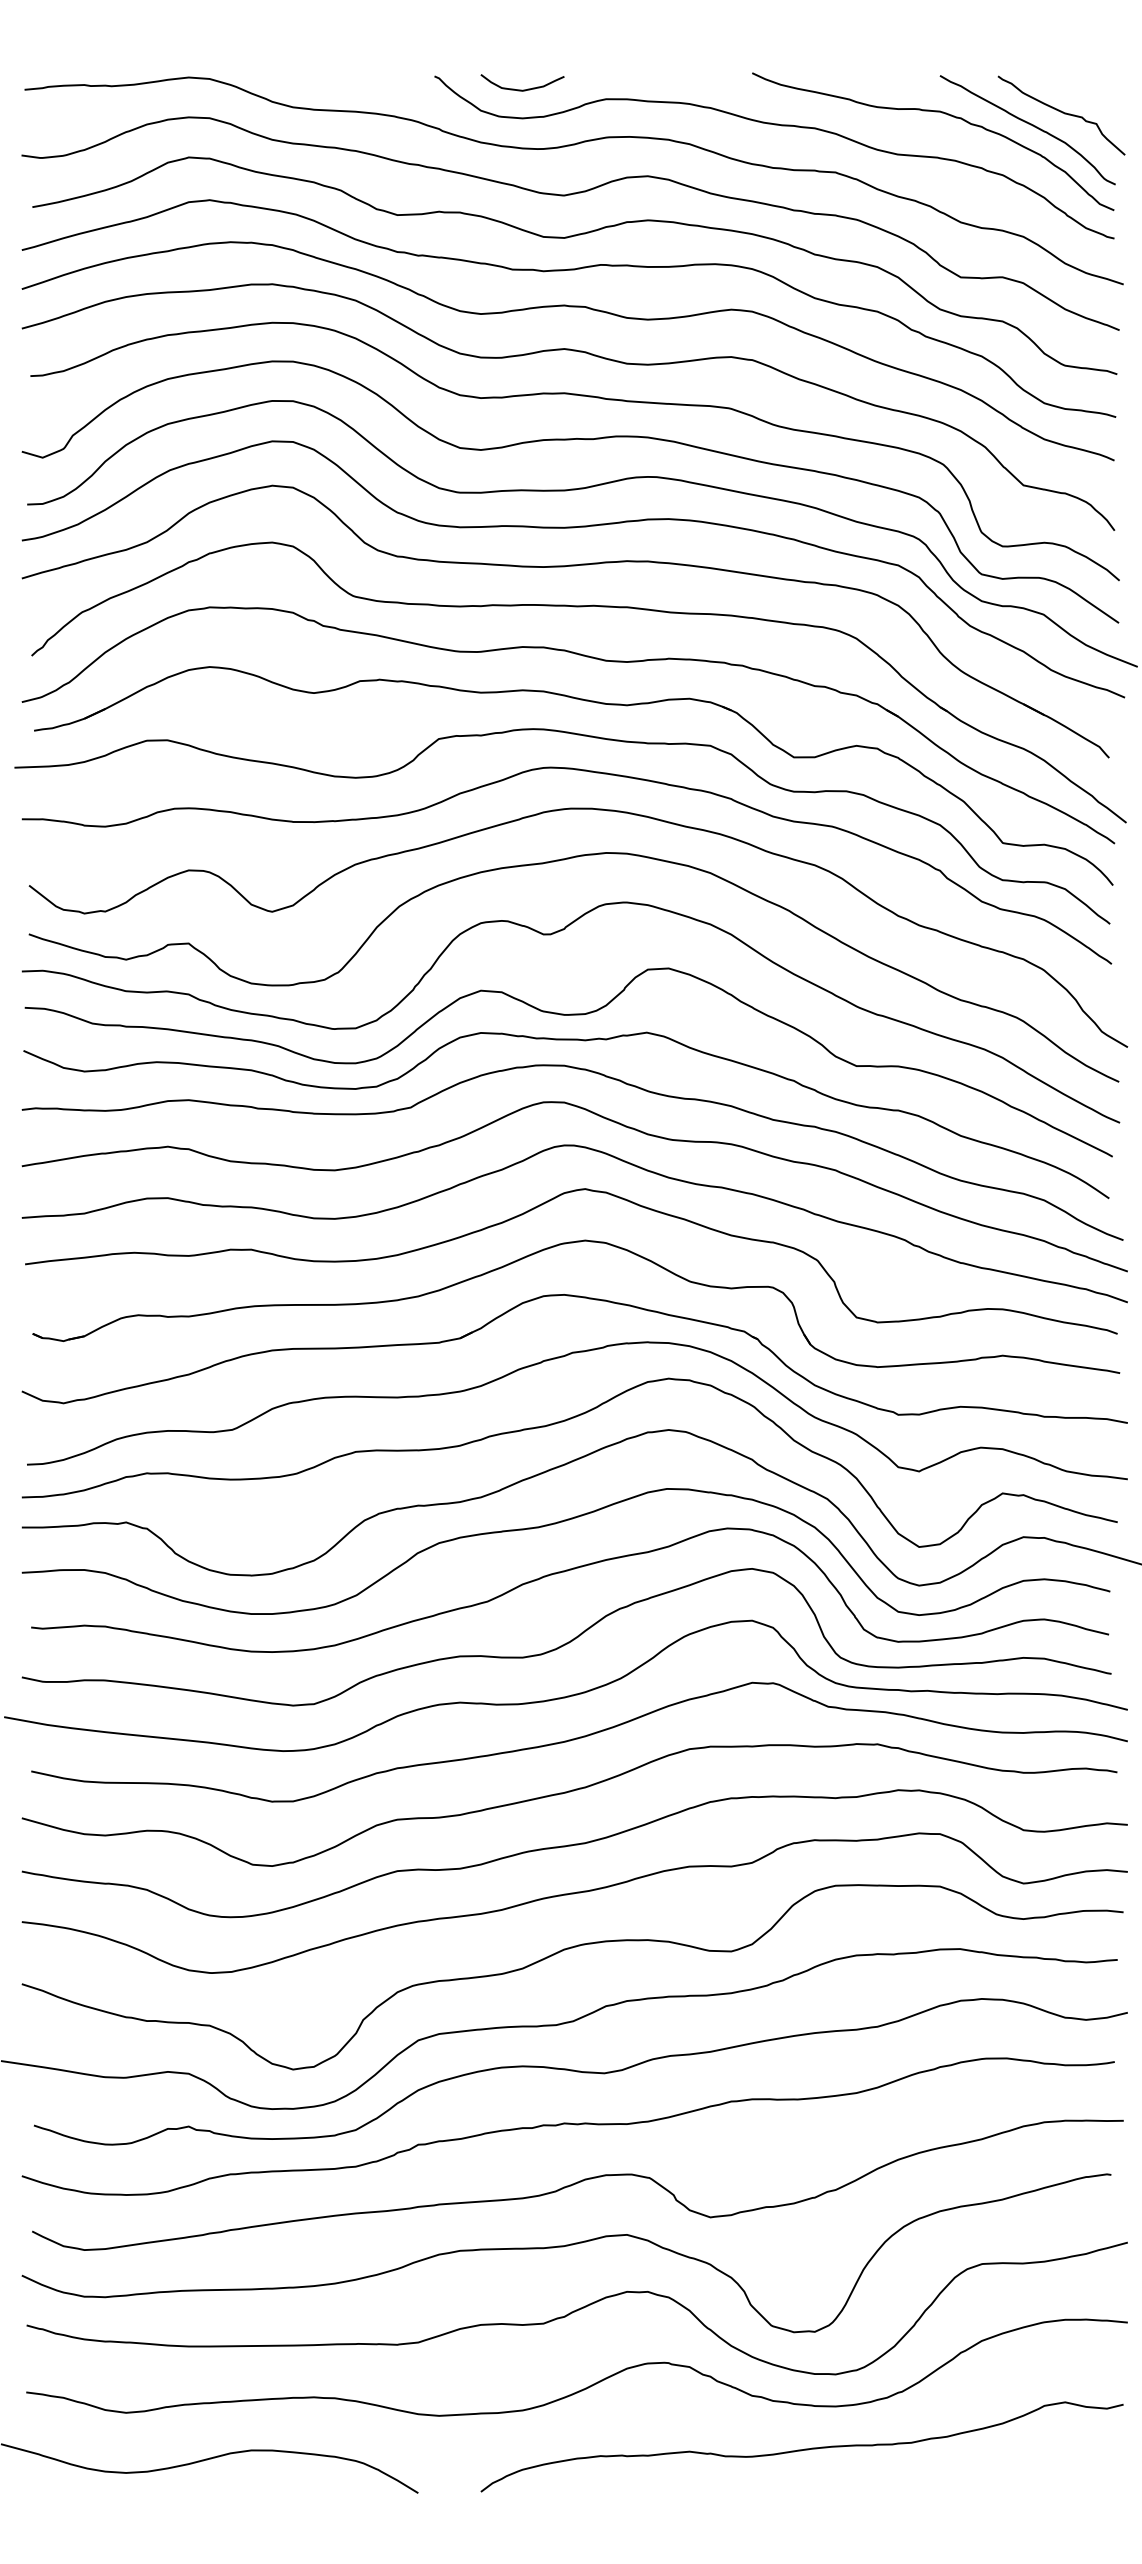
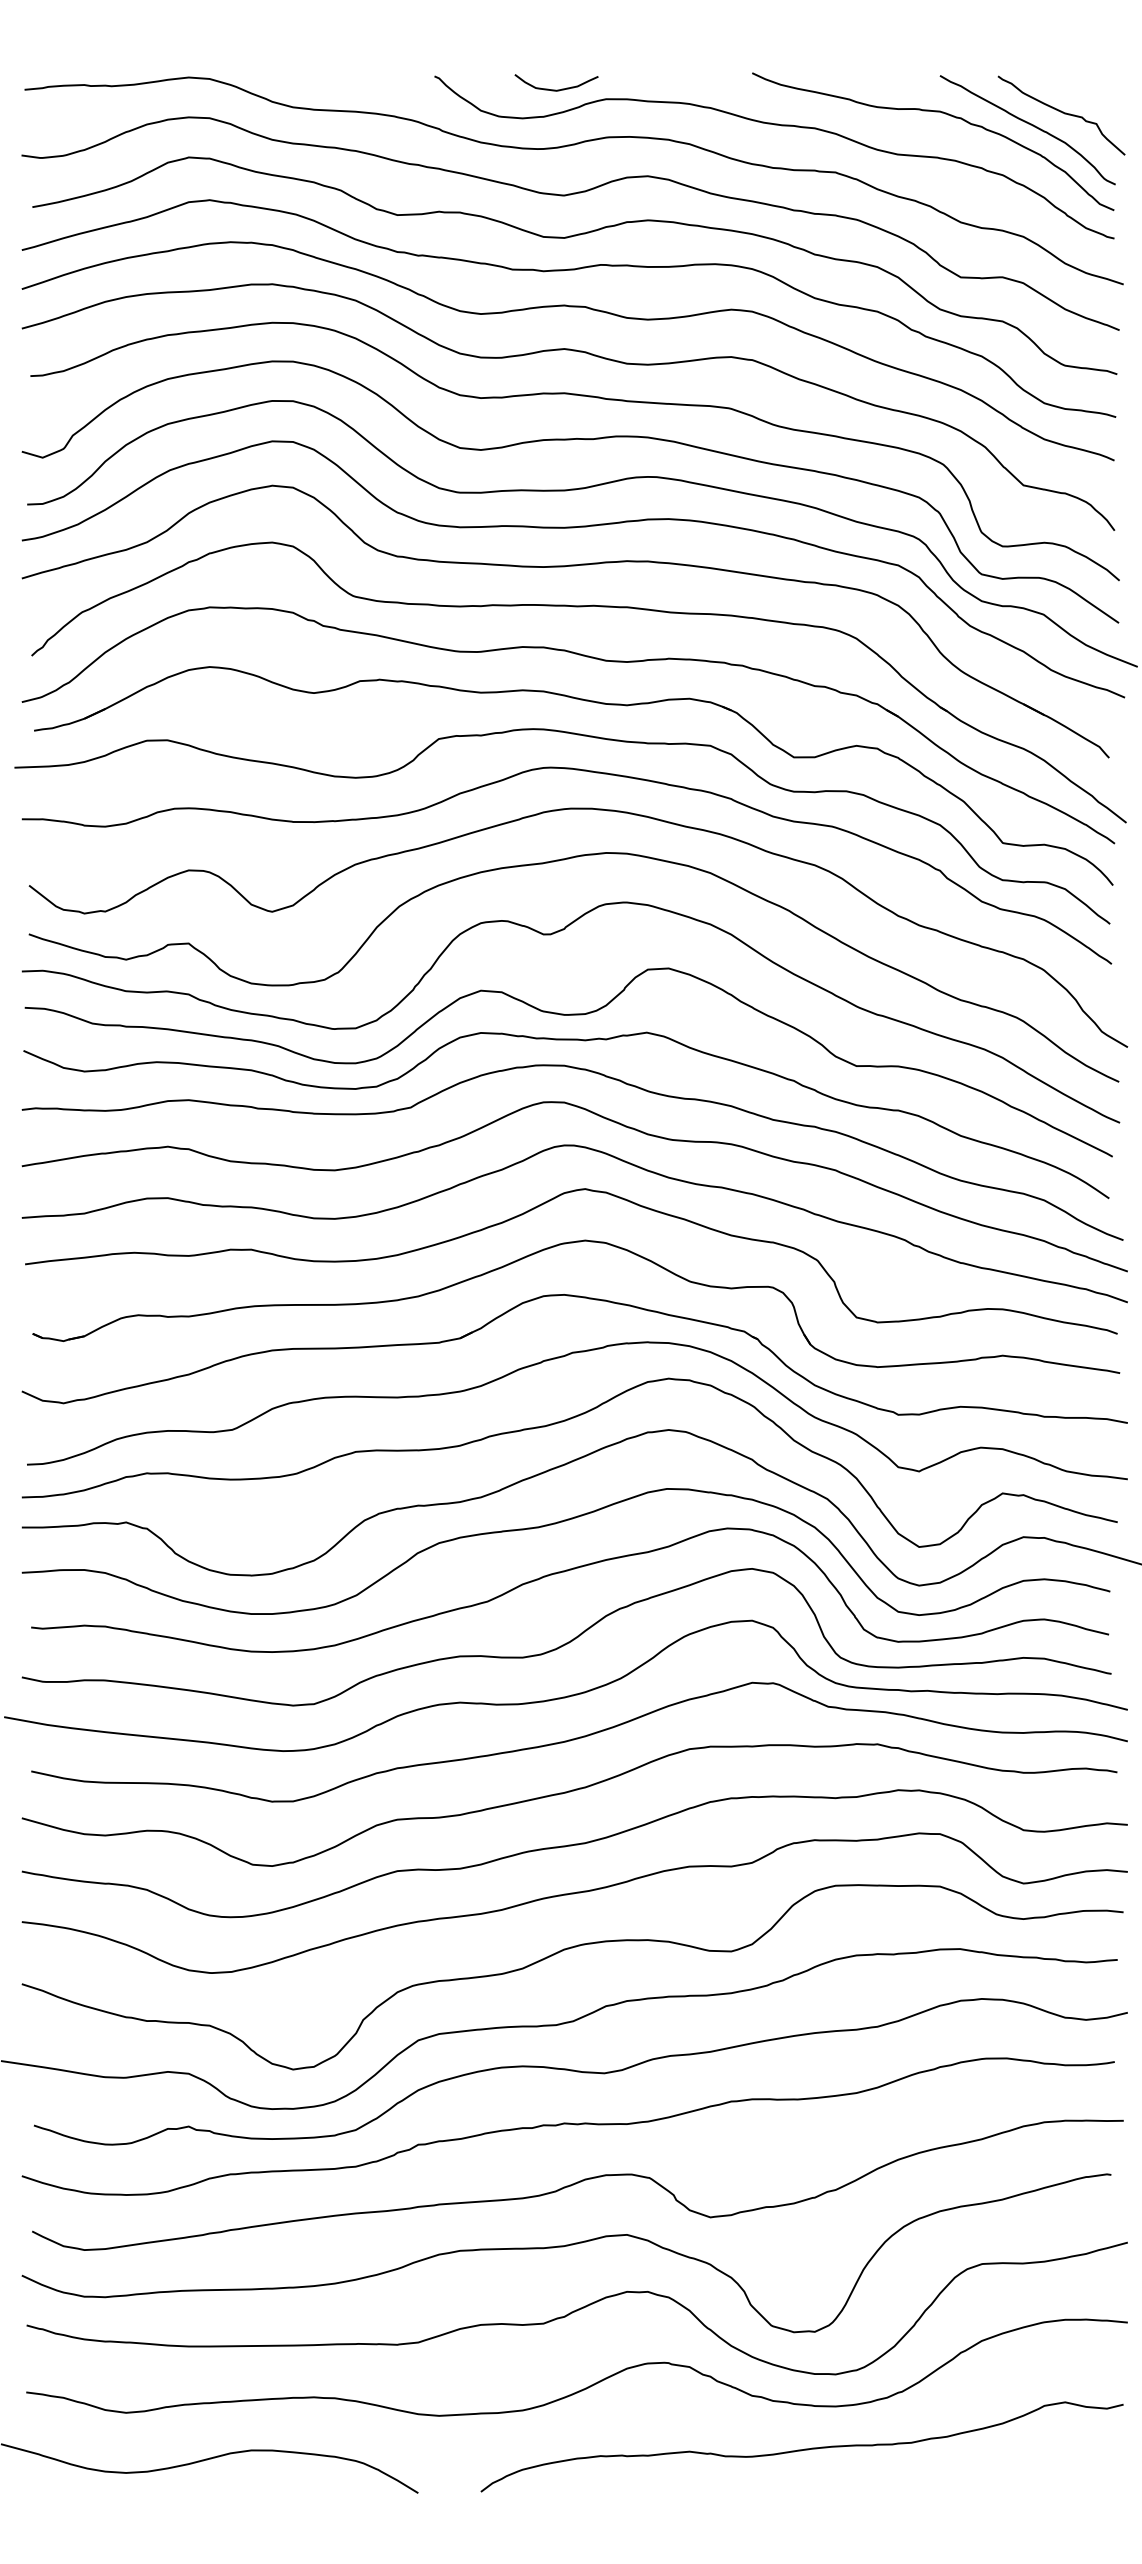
curve position: (522, 89) -> (556, 89) (556, 89)
